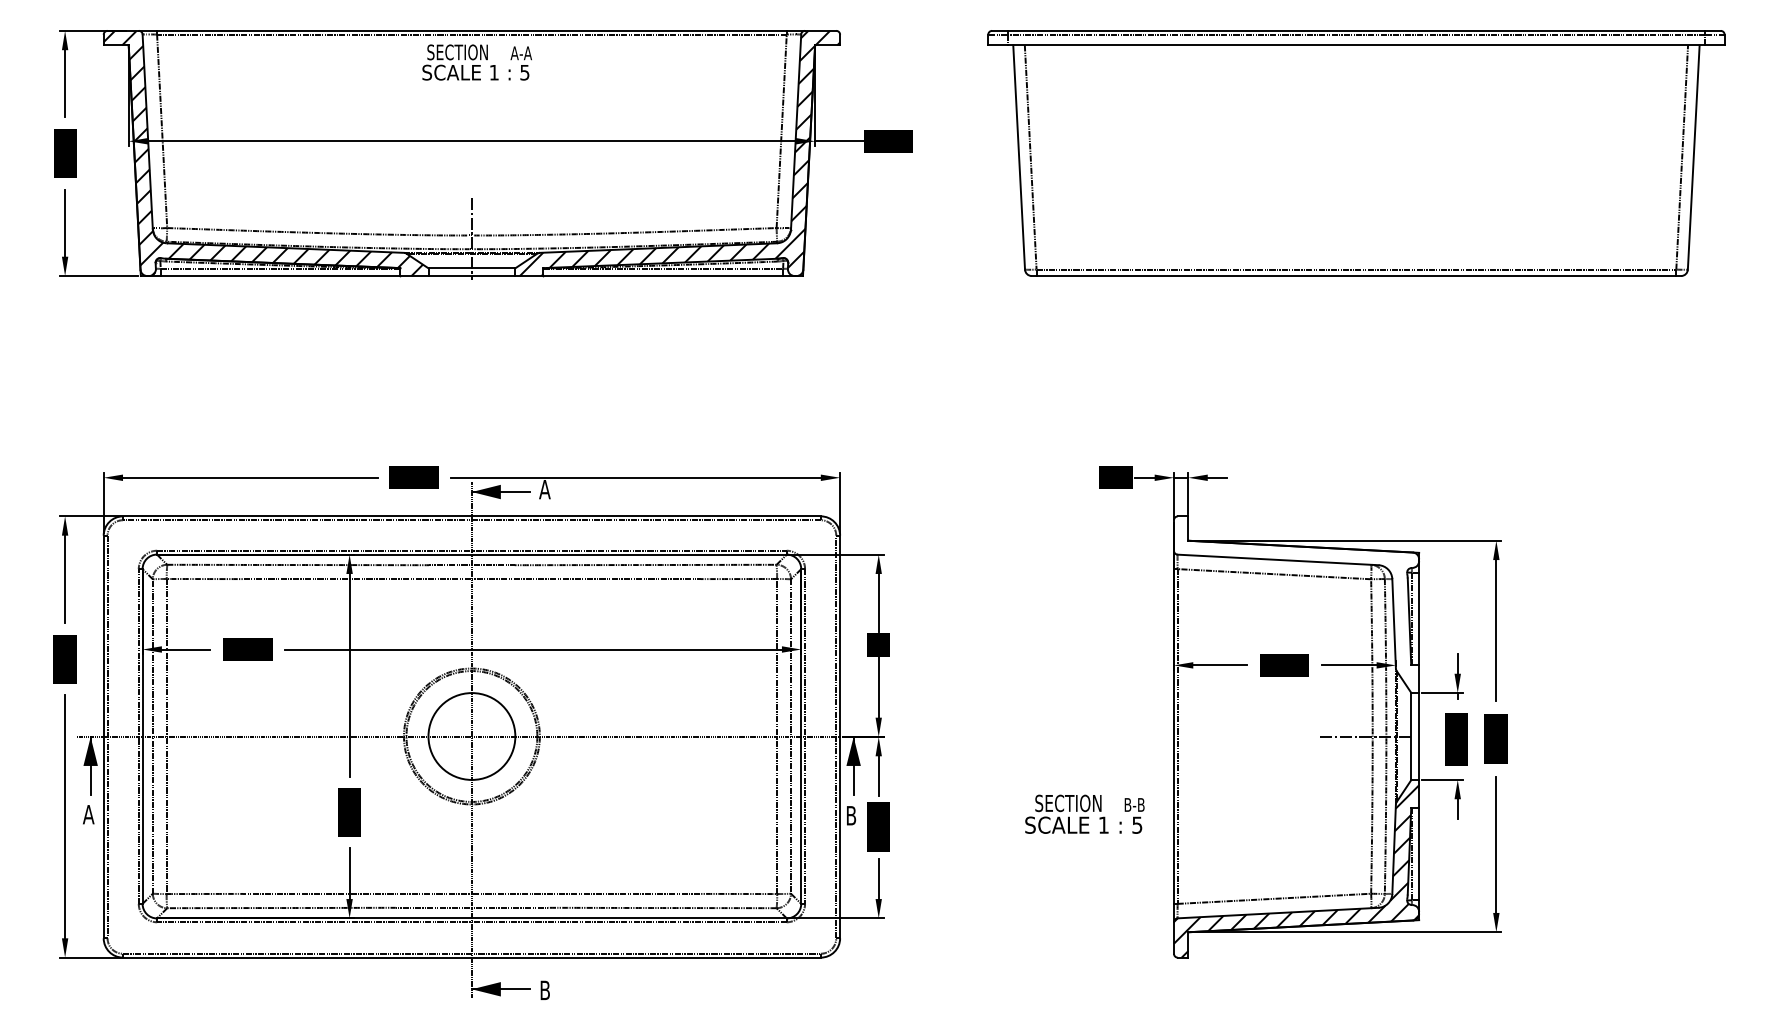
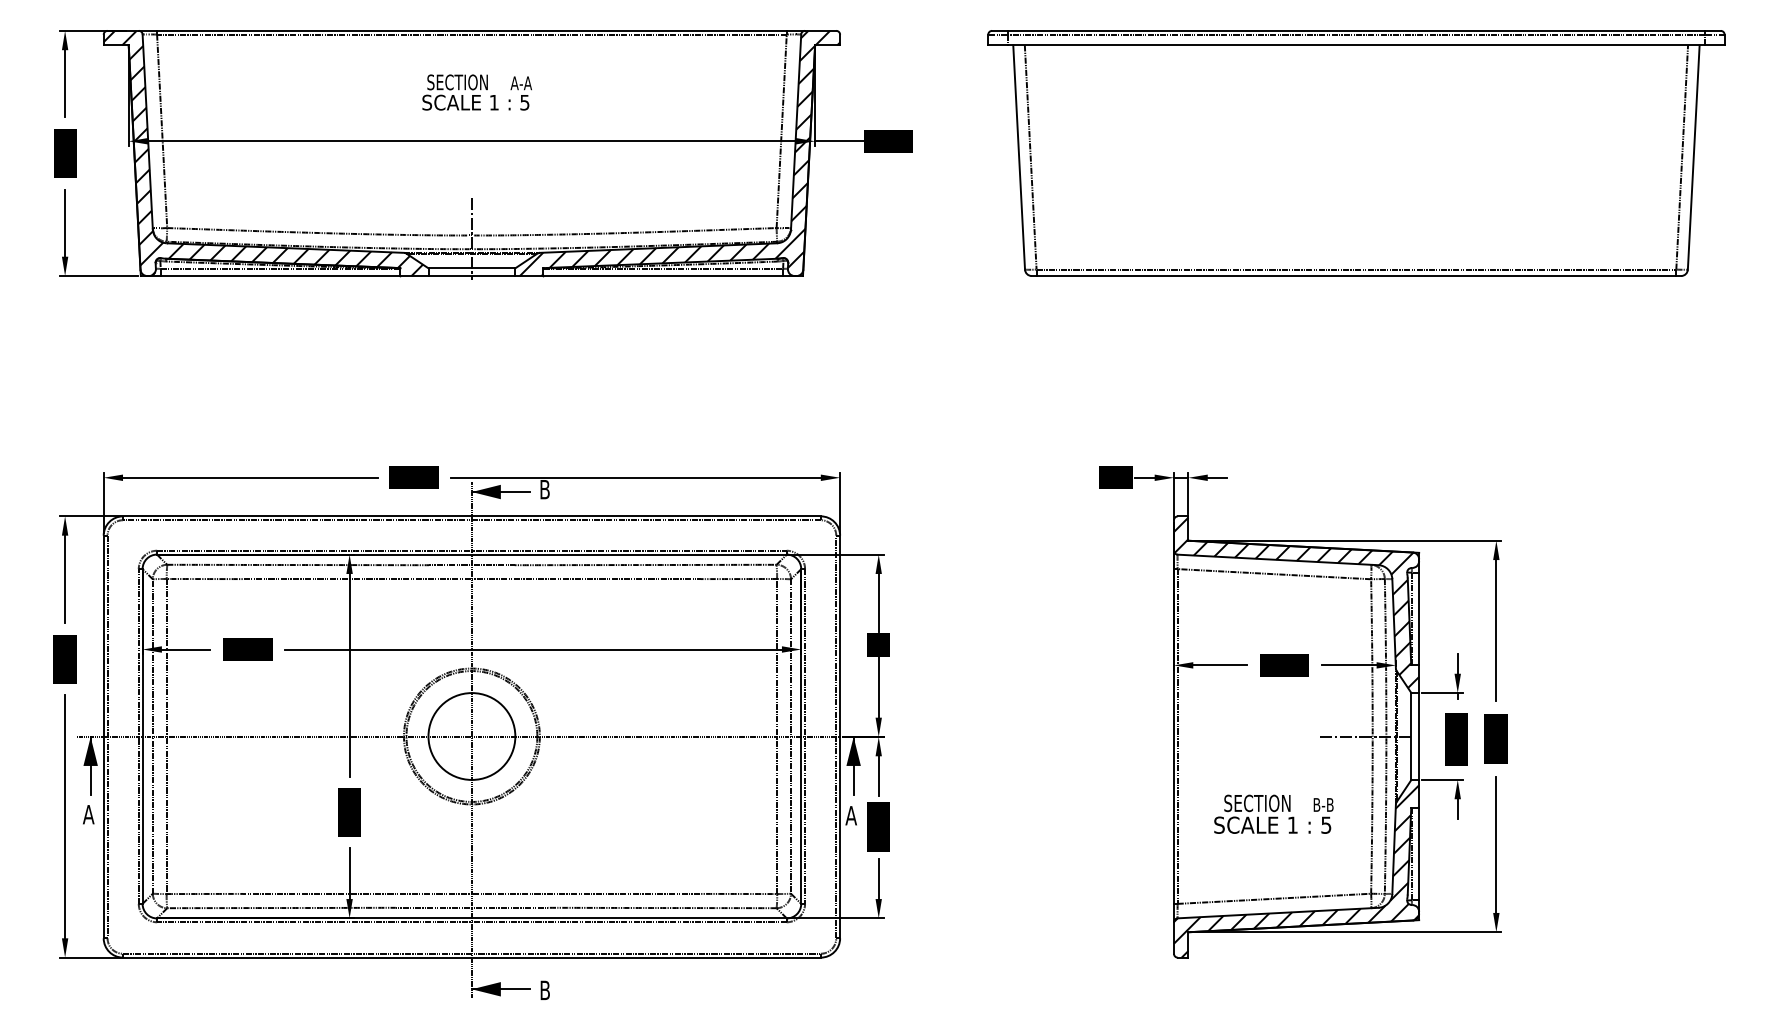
text position: (476, 62) -> (476, 92) (476, 92)
text: A -> B (544, 489)
hatch: none -> present (1296, 602)
text position: (1084, 813) -> (1273, 813) (1273, 813)
text: B -> A (850, 815)
